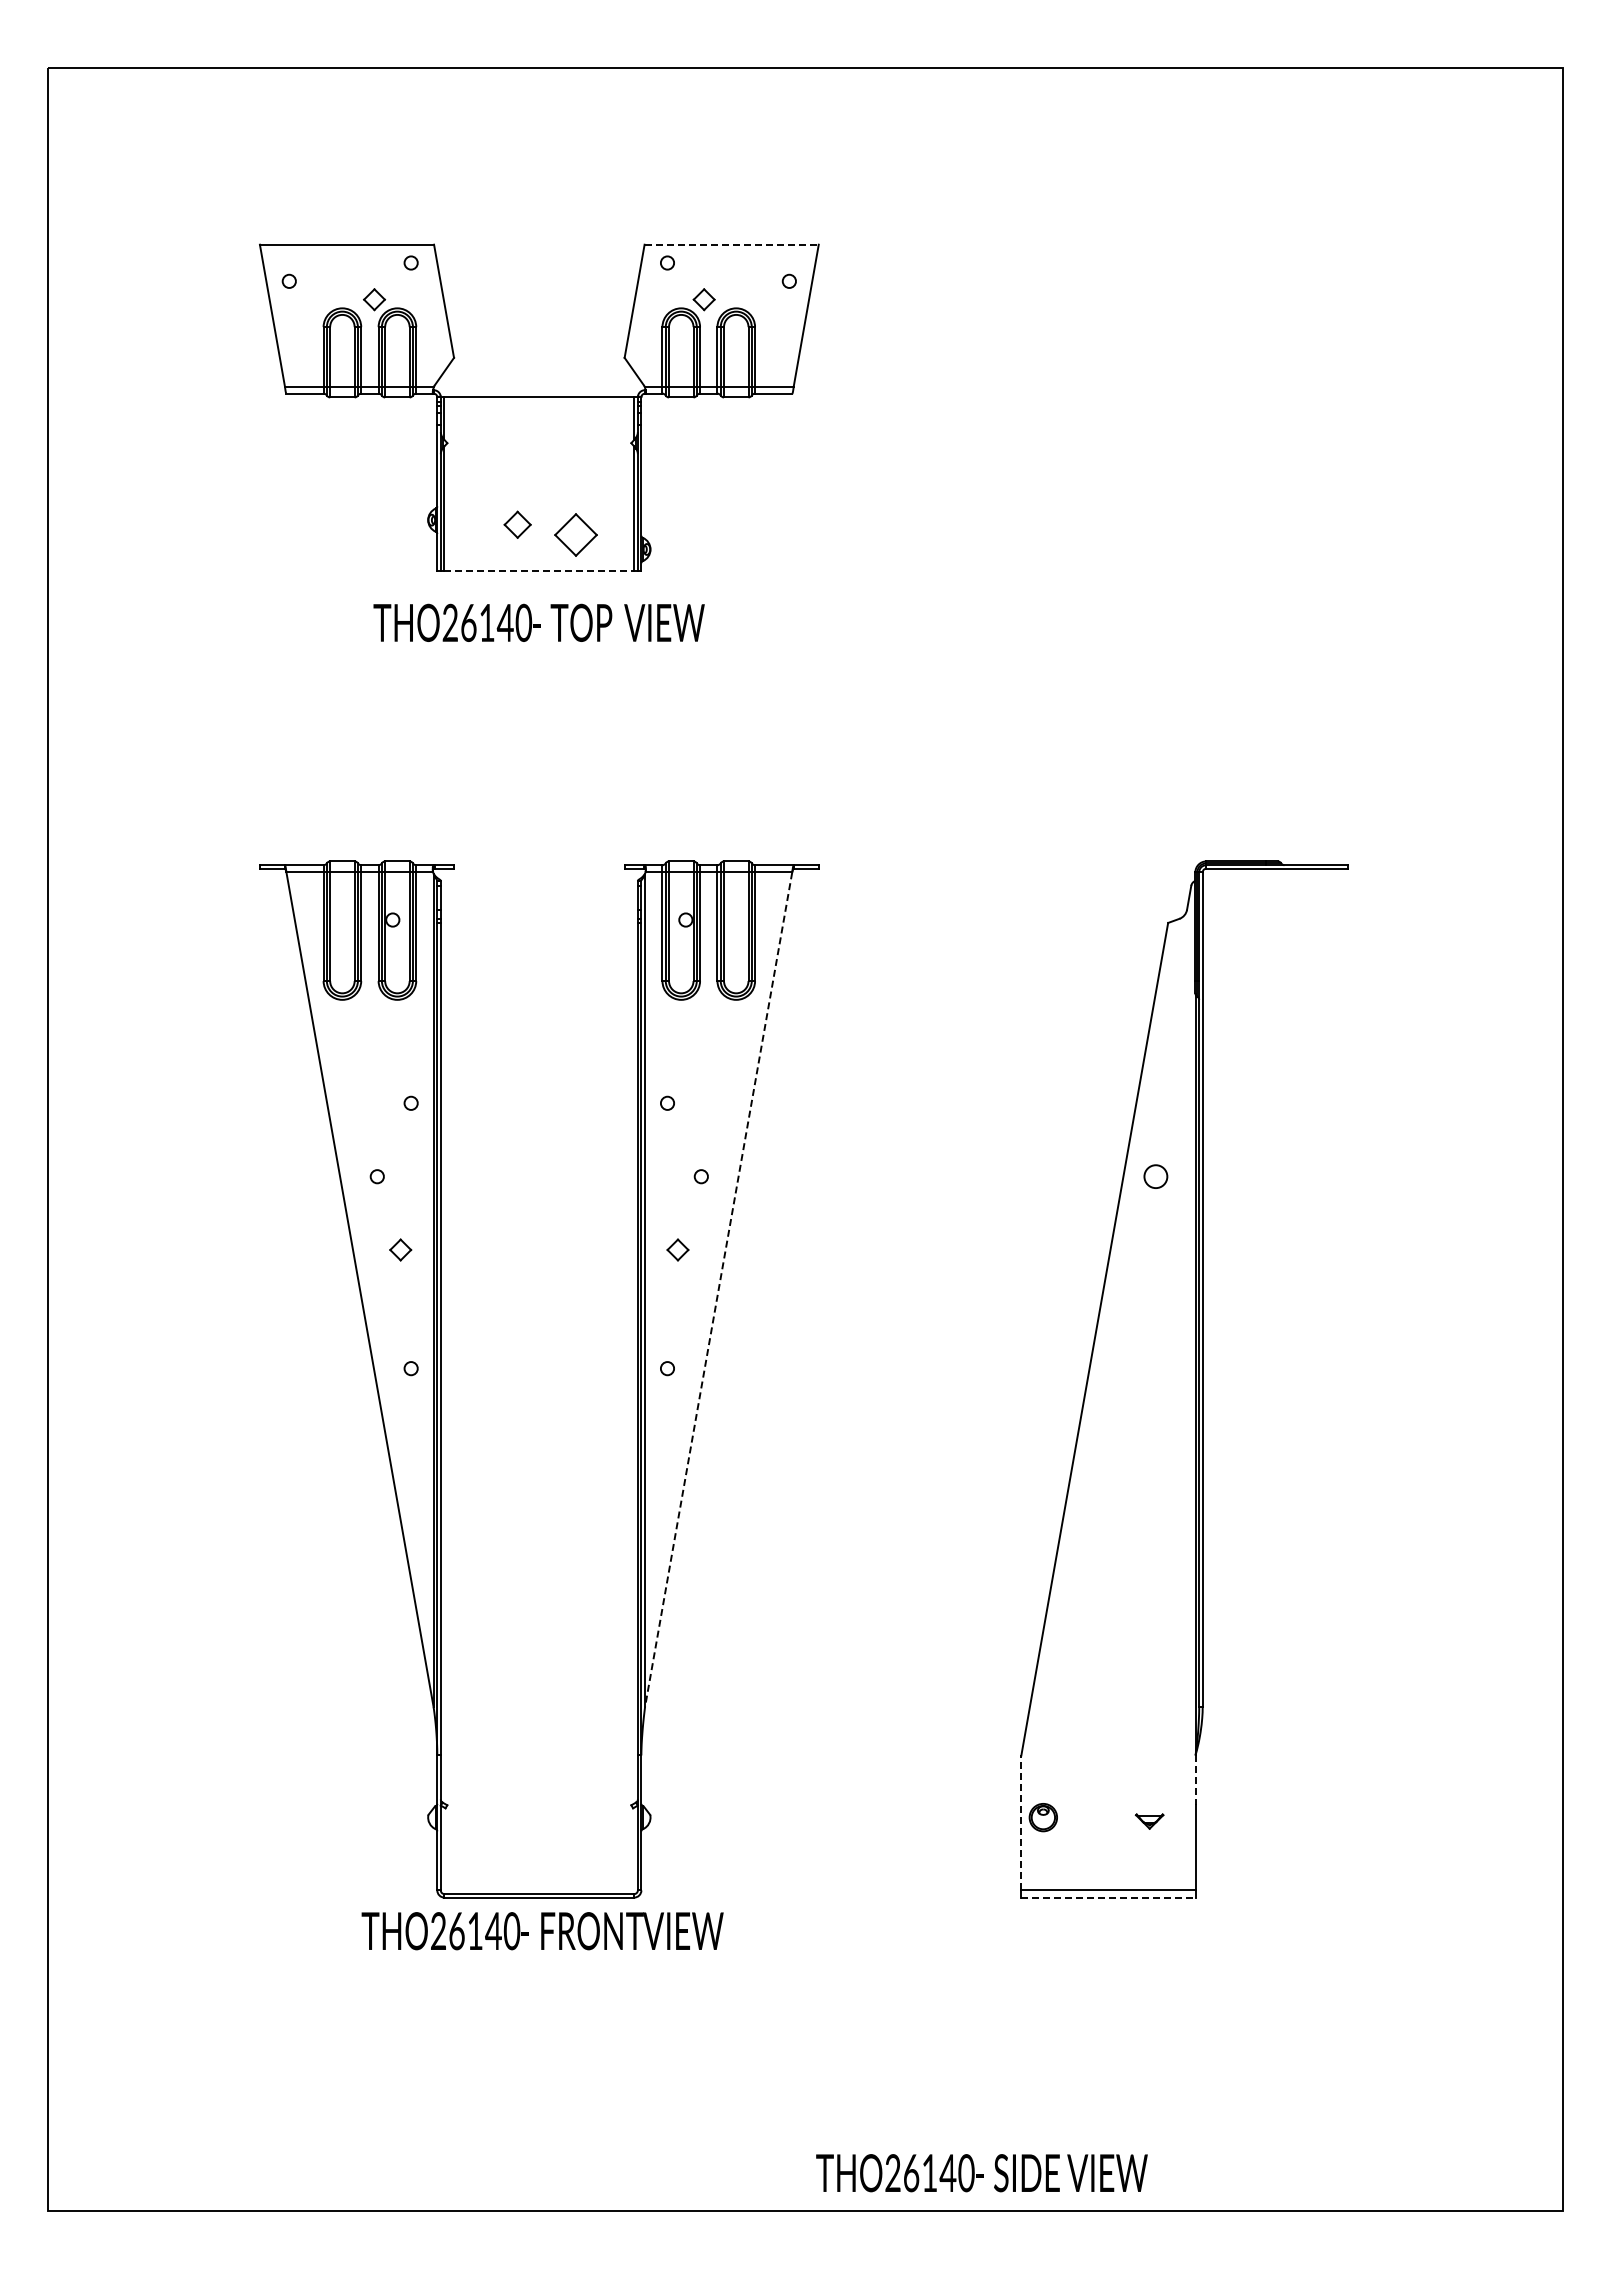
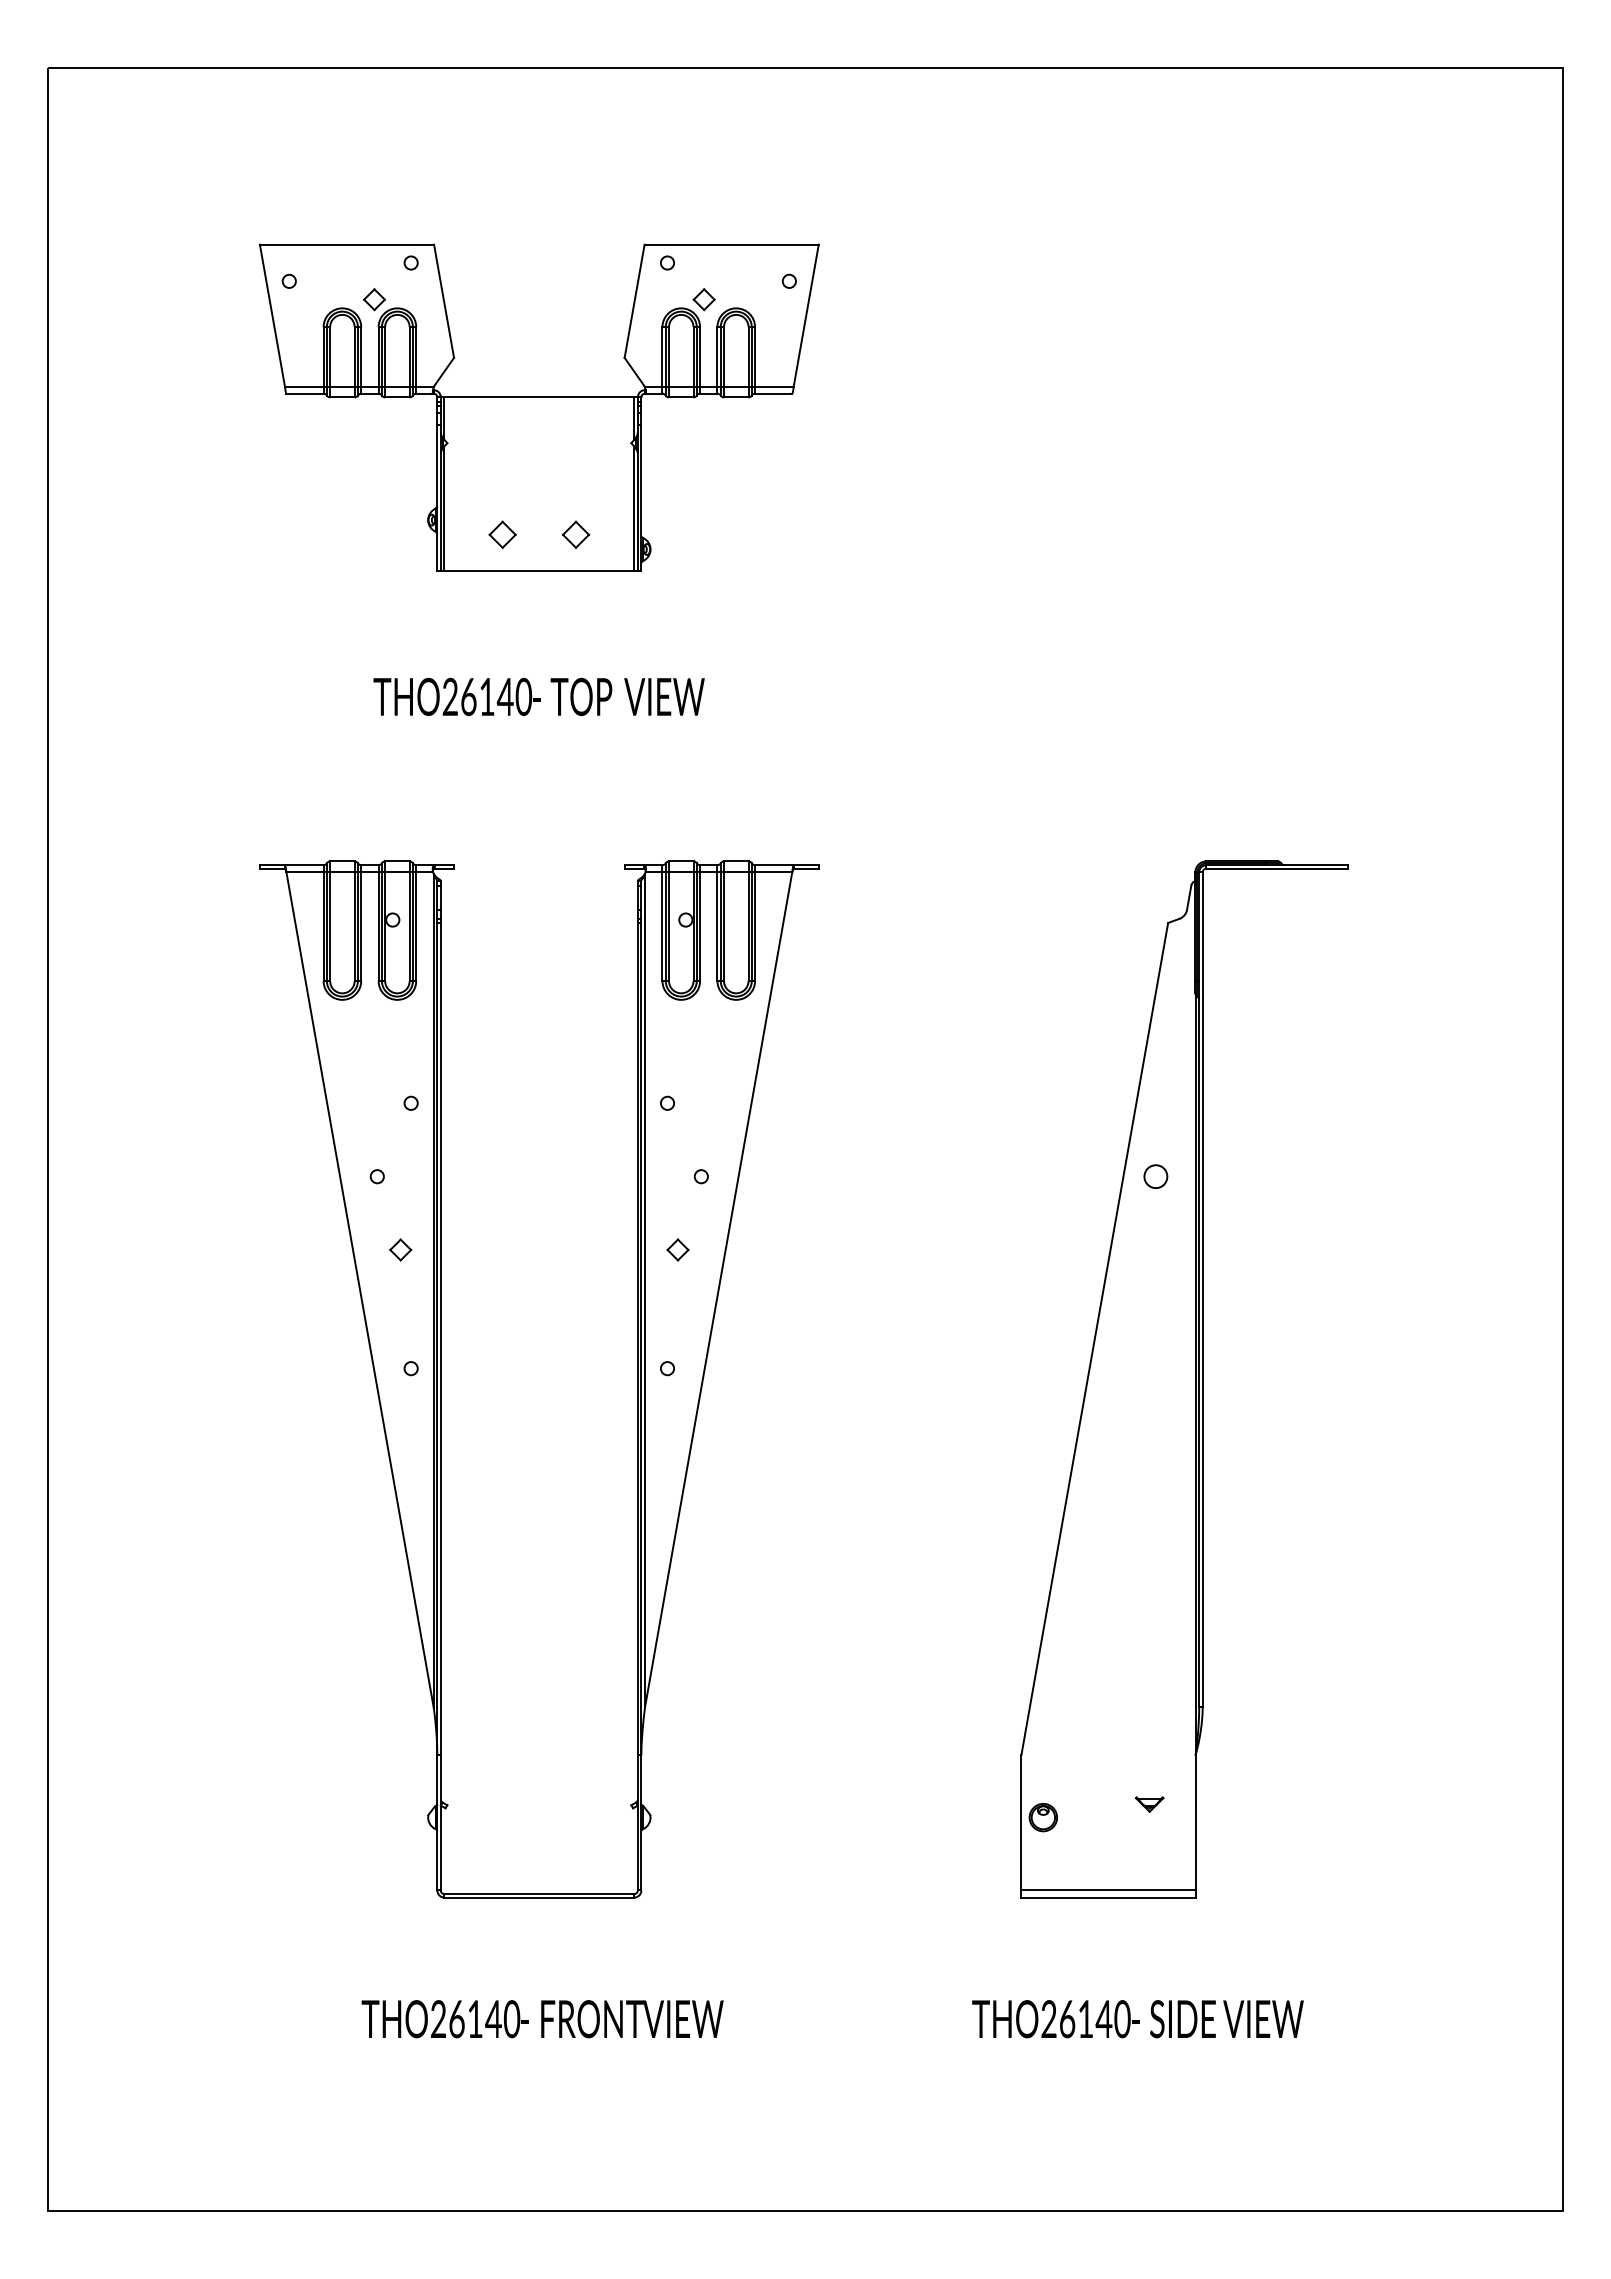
line: dashed -> solid (732, 244)
part position: (517, 524) -> (502, 534) (502, 534)
part size: 44x44 px -> 30x29 px (575, 534)
line: dashed -> solid (539, 571)
text position: (538, 622) -> (538, 696) (538, 696)
line: dashed -> solid (718, 1289)
line: dashed -> solid (1195, 1780)
part position: (1149, 1821) -> (1149, 1804) (1149, 1804)
line: dashed -> solid (1021, 1822)
line: dashed -> solid (1108, 1897)
text position: (542, 1931) -> (542, 2019) (542, 2019)
text position: (981, 2173) -> (1137, 2019) (1137, 2019)
